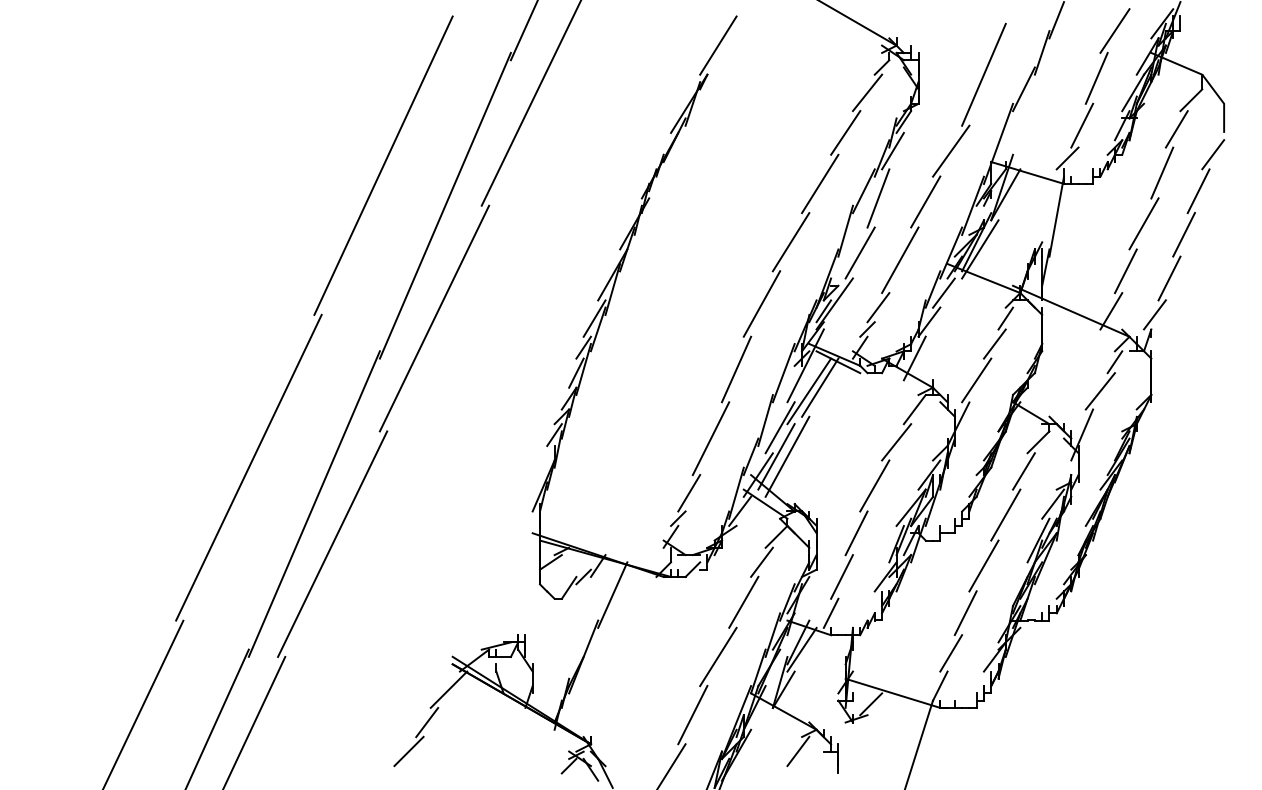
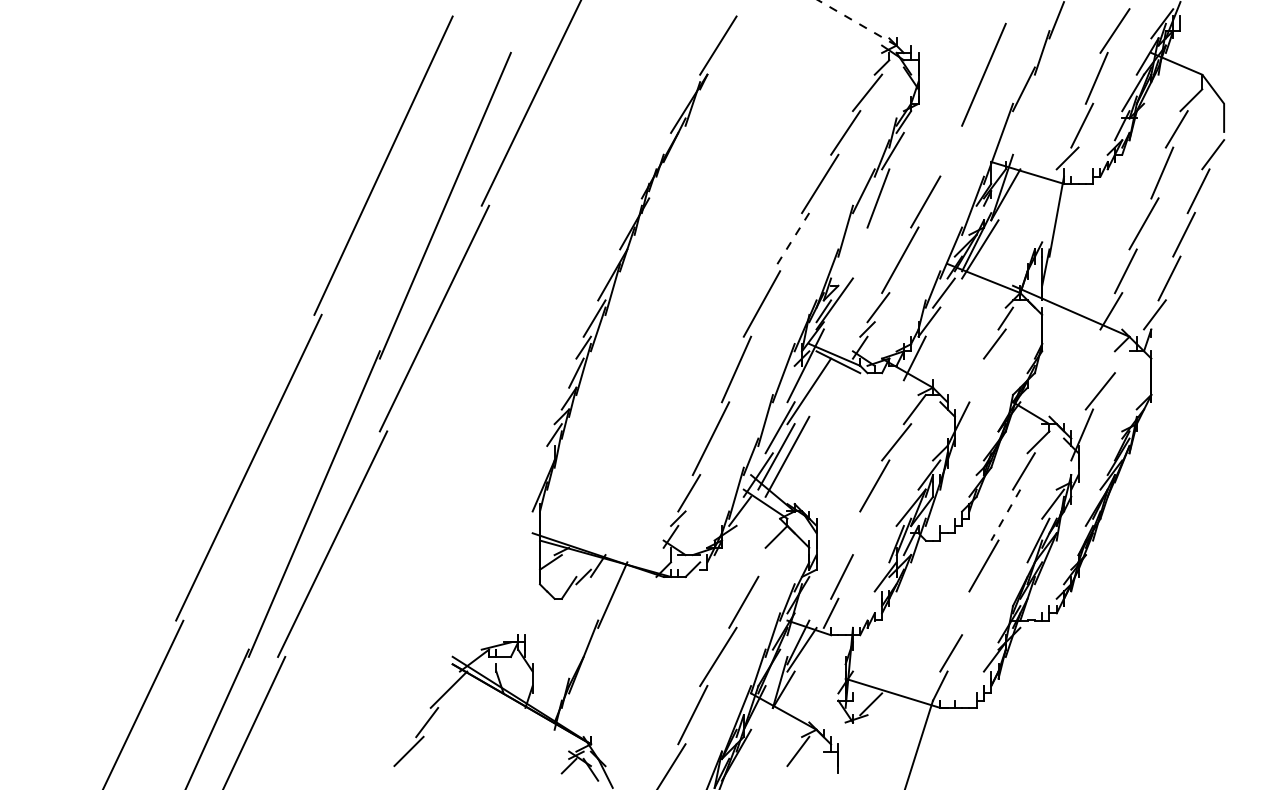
line: solid -> dashed (856, 22)
line: present -> none (523, 31)
line: present -> none (951, 150)
line: solid -> dashed (790, 242)
line: present -> none (859, 252)
line: present -> none (1114, 362)
line: present -> none (976, 380)
line: present -> none (820, 387)
line: solid -> dashed (1005, 515)
line: present -> none (856, 533)
line: present -> none (761, 561)
line: present -> none (965, 613)
